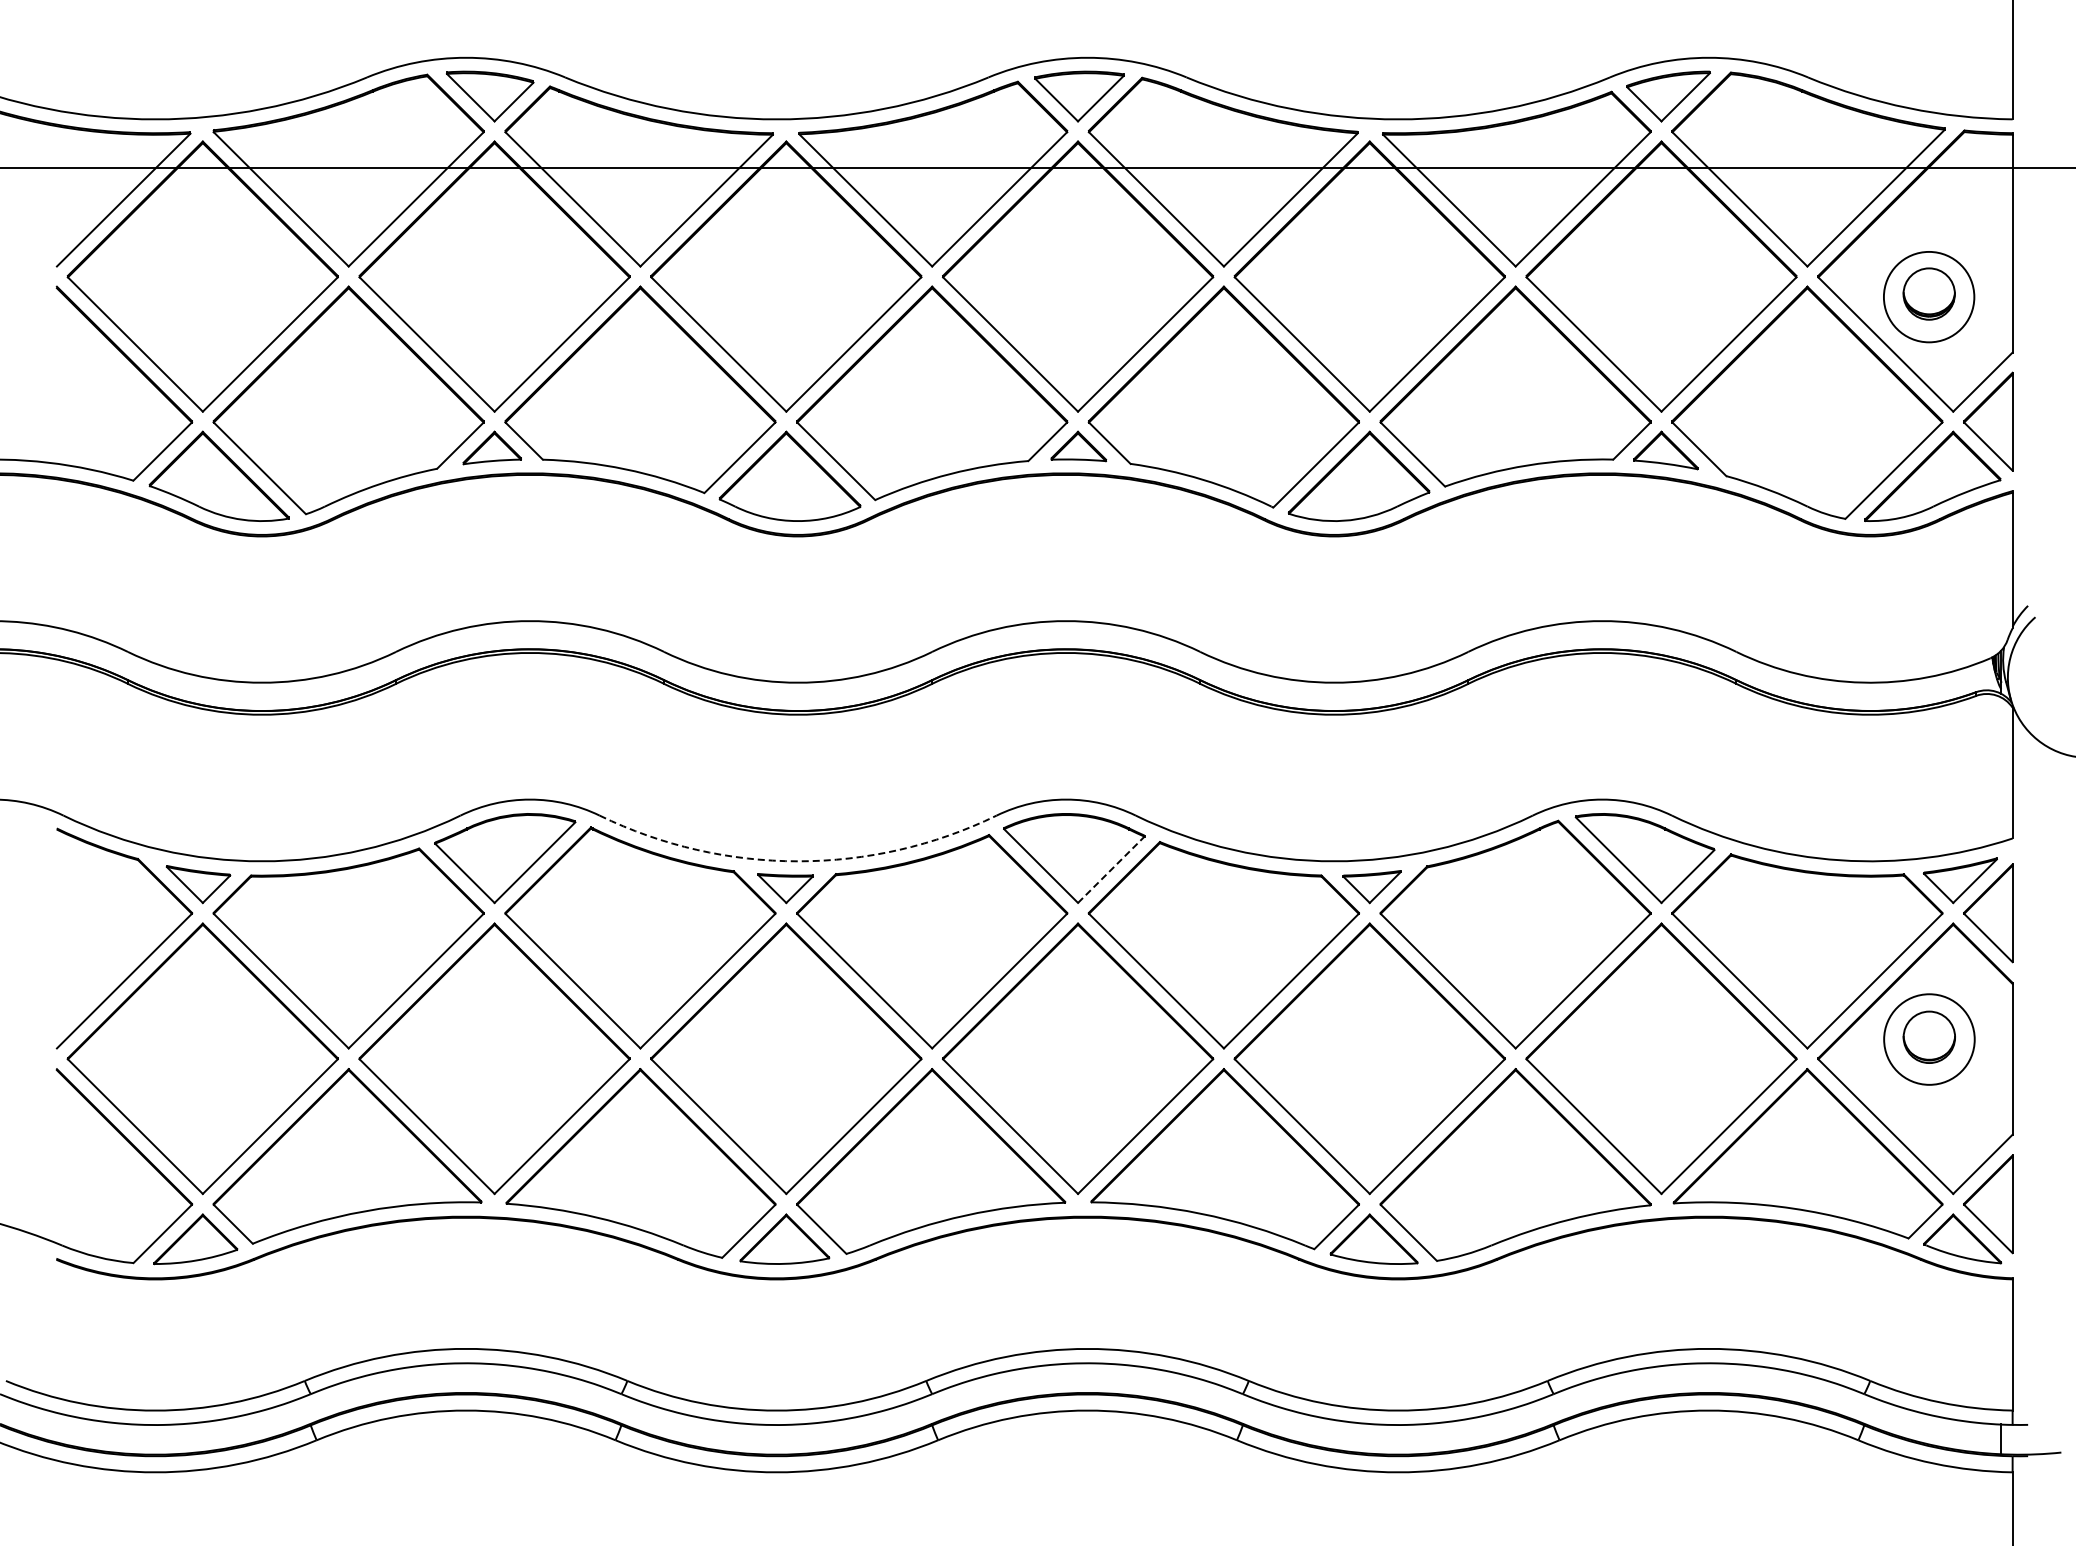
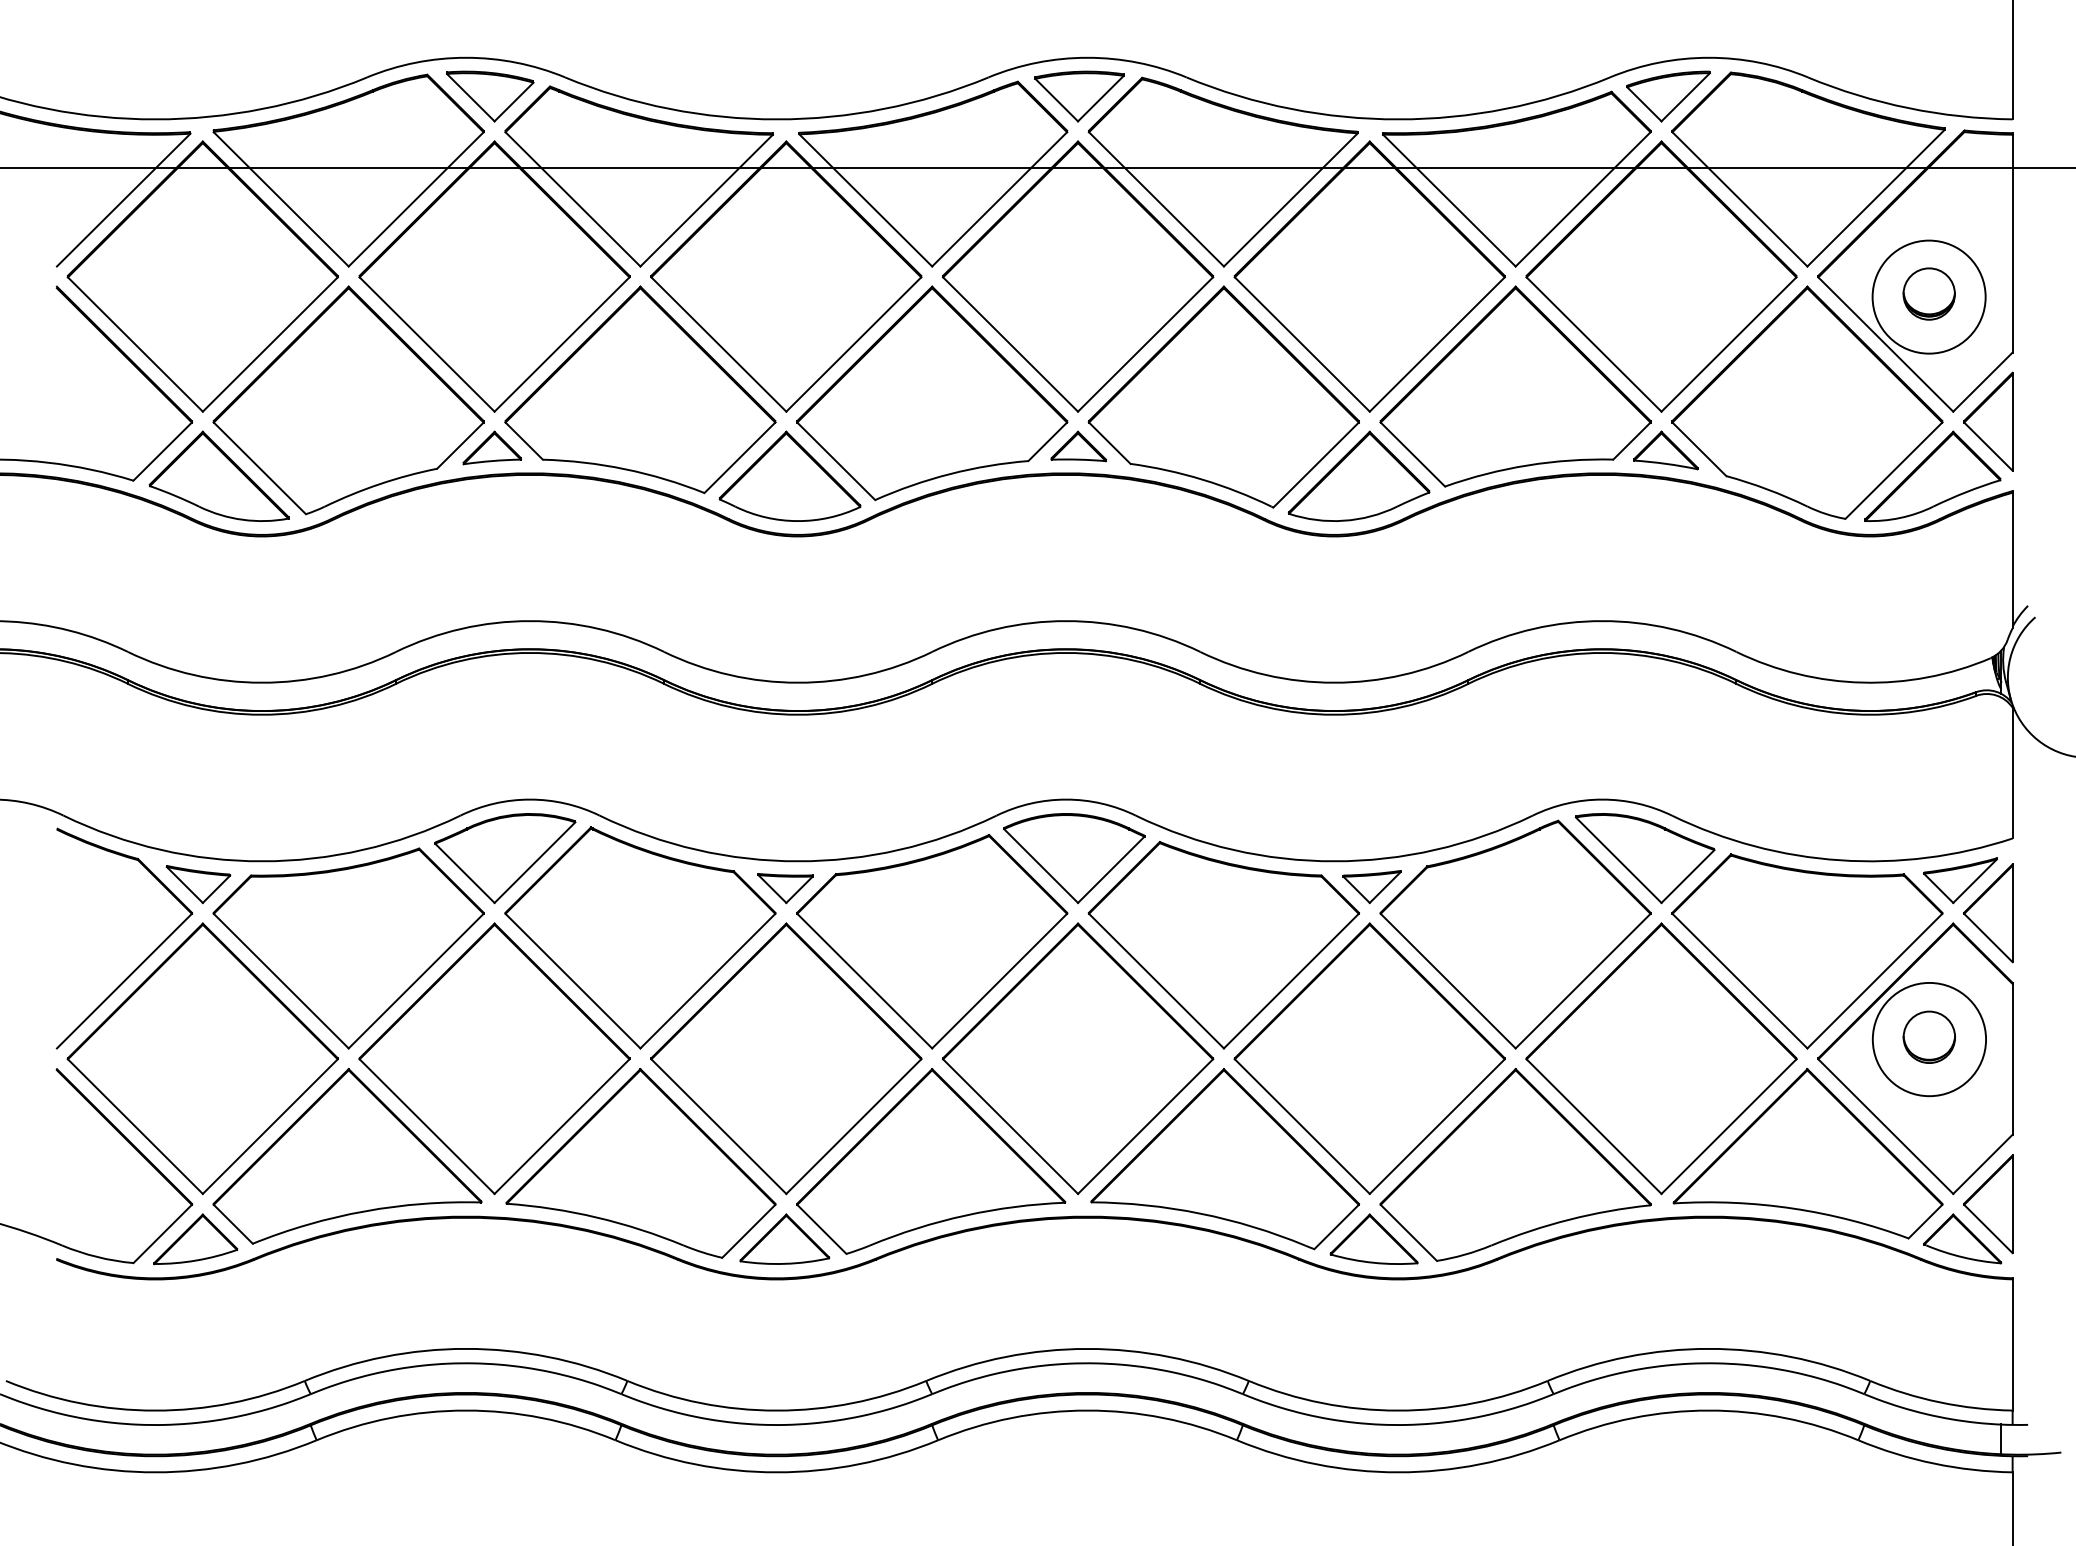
circle diameter: 90 px -> 113 px (1928, 296)
arc: dashed -> solid (798, 861)
line: dashed -> solid (1111, 869)
circle diameter: 91 px -> 113 px (1929, 1039)
